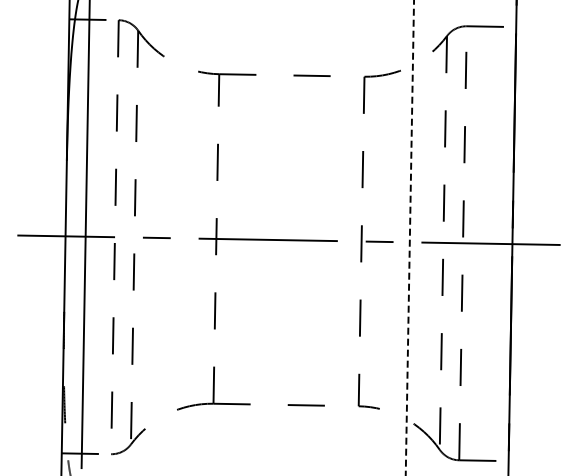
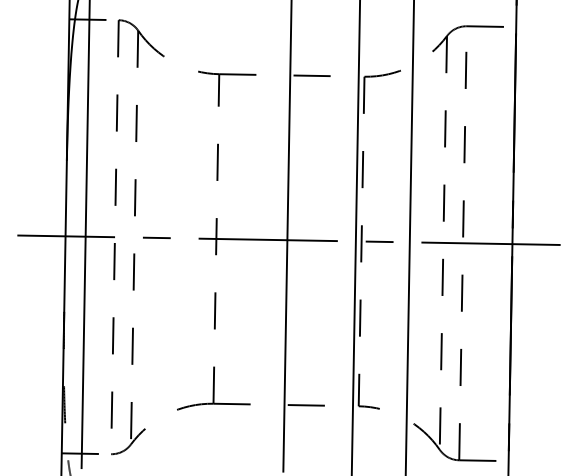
line: none -> present (287, 236)
line: none -> present (355, 237)
line: dashed -> solid (409, 238)
